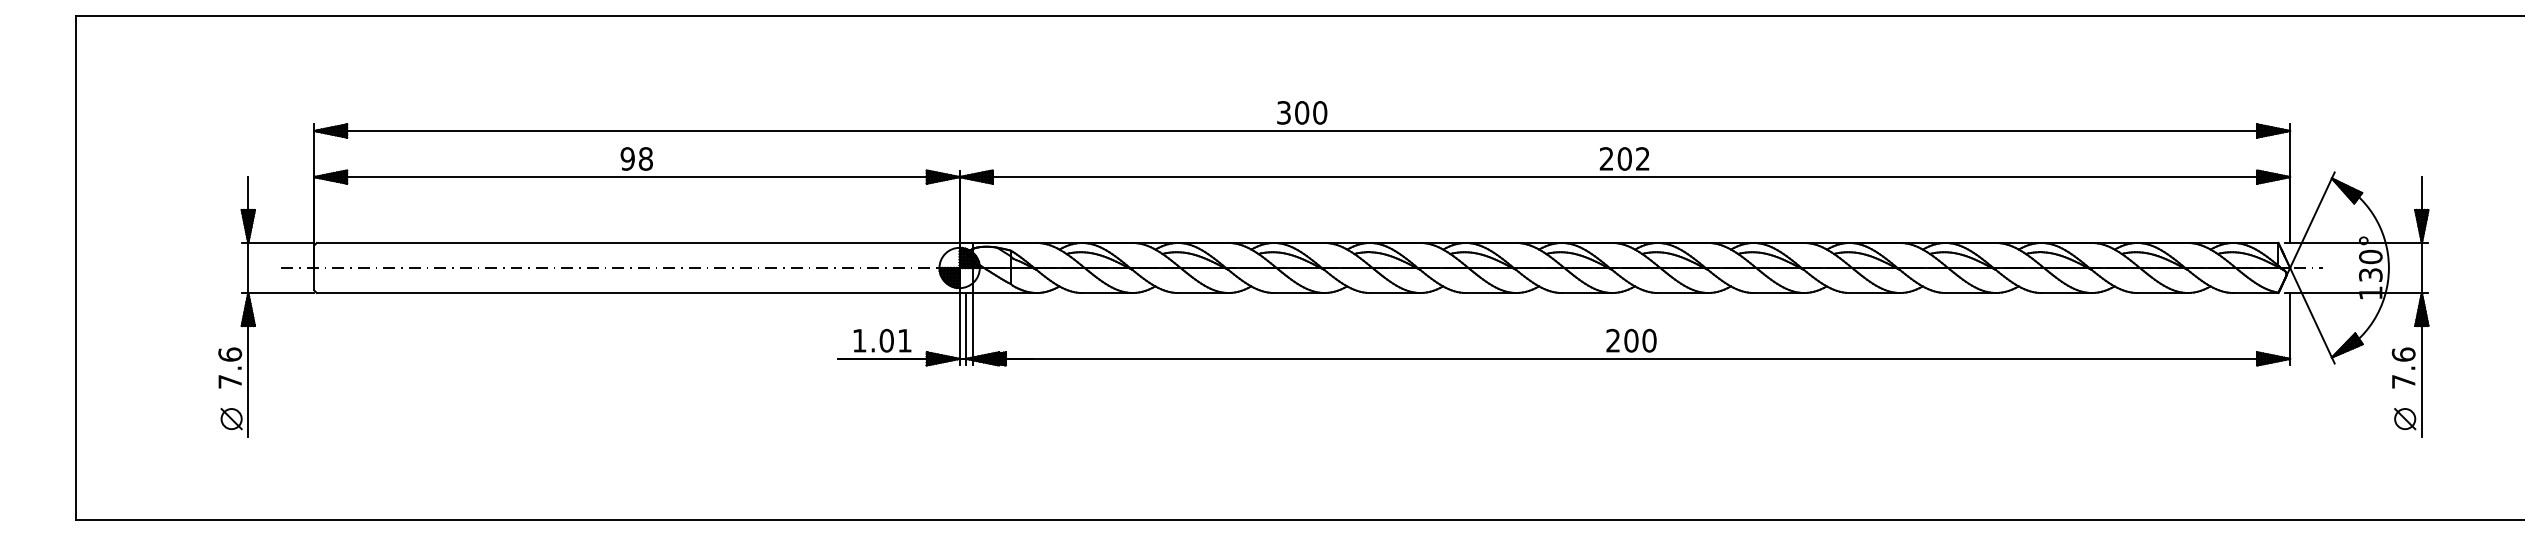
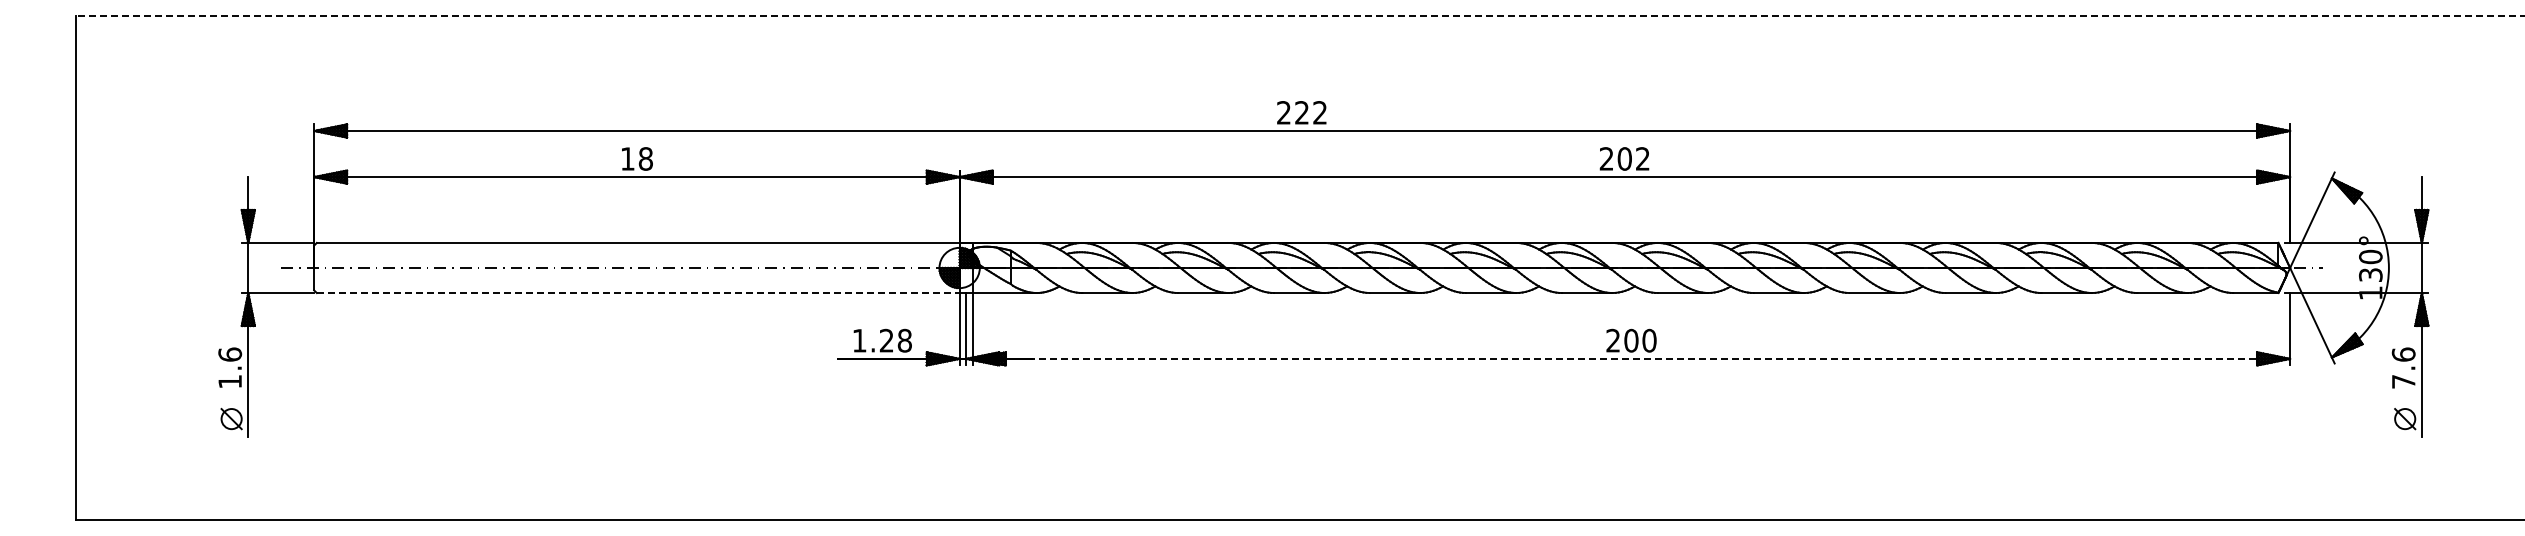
line: solid -> dashed (1300, 15)
text: 300 -> 222 (1302, 112)
text: 98 -> 18 (627, 158)
line: solid -> dashed (638, 293)
text: 1.01 -> 1.28 (895, 340)
line: solid -> dashed (1631, 358)
text: 7.6 -> 1.6 (229, 381)
